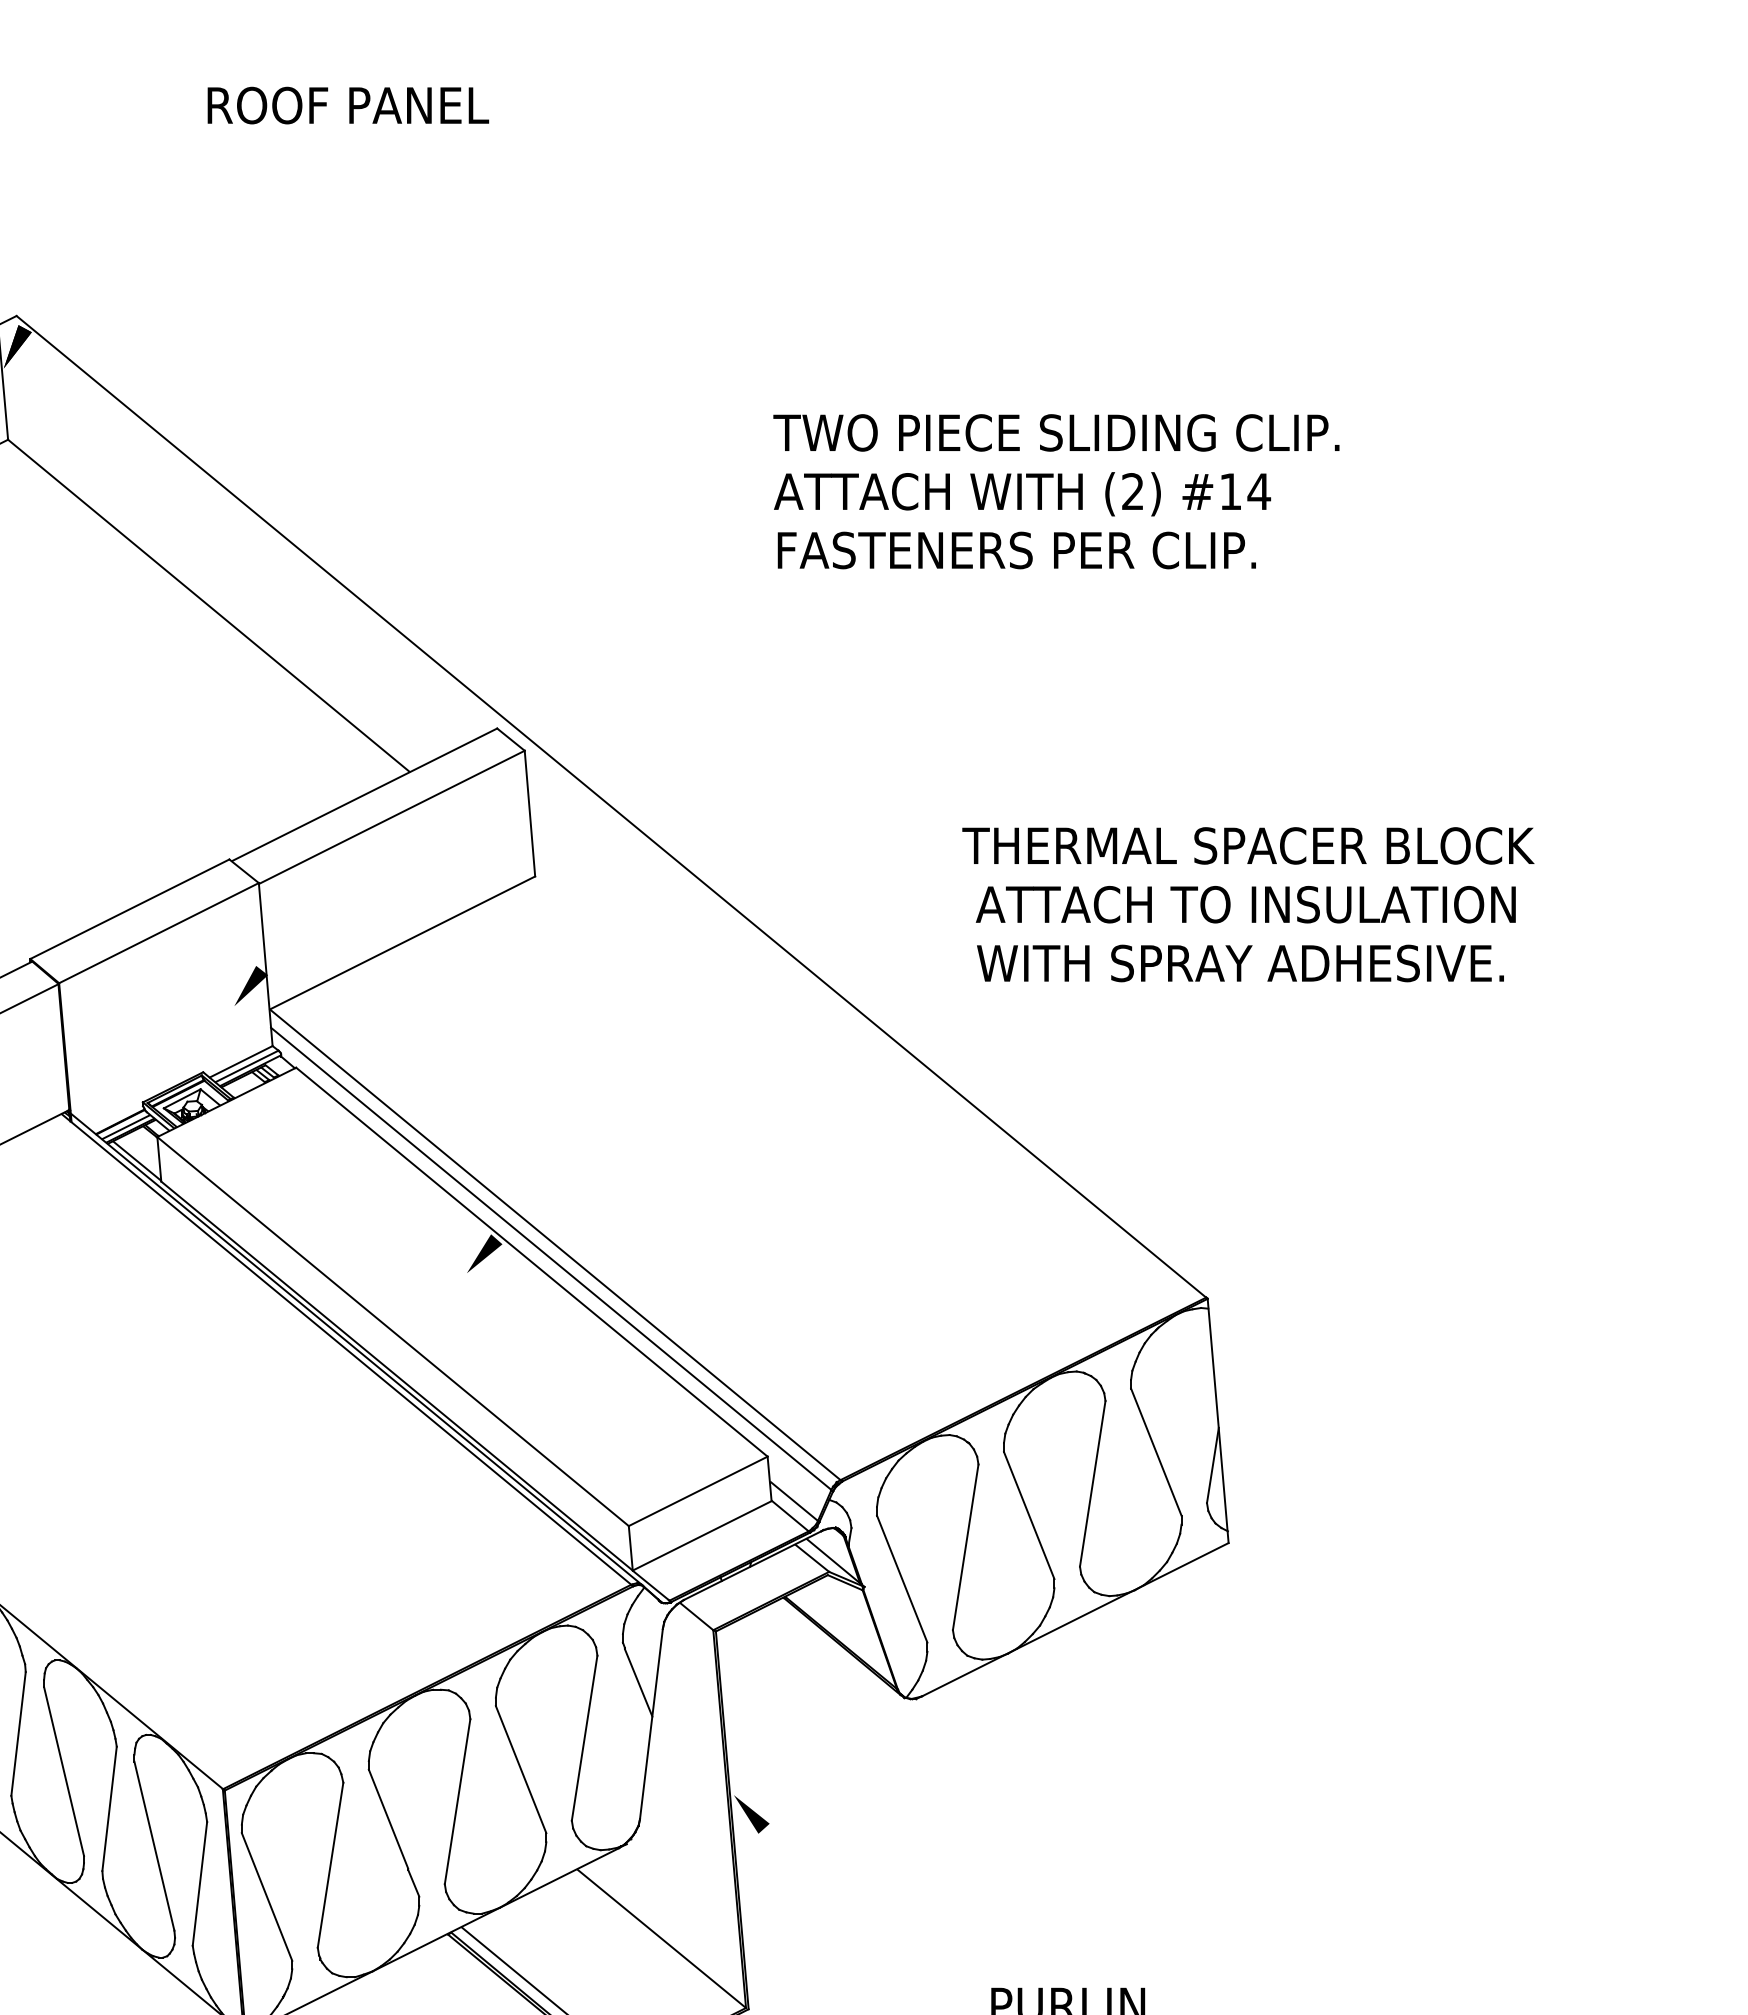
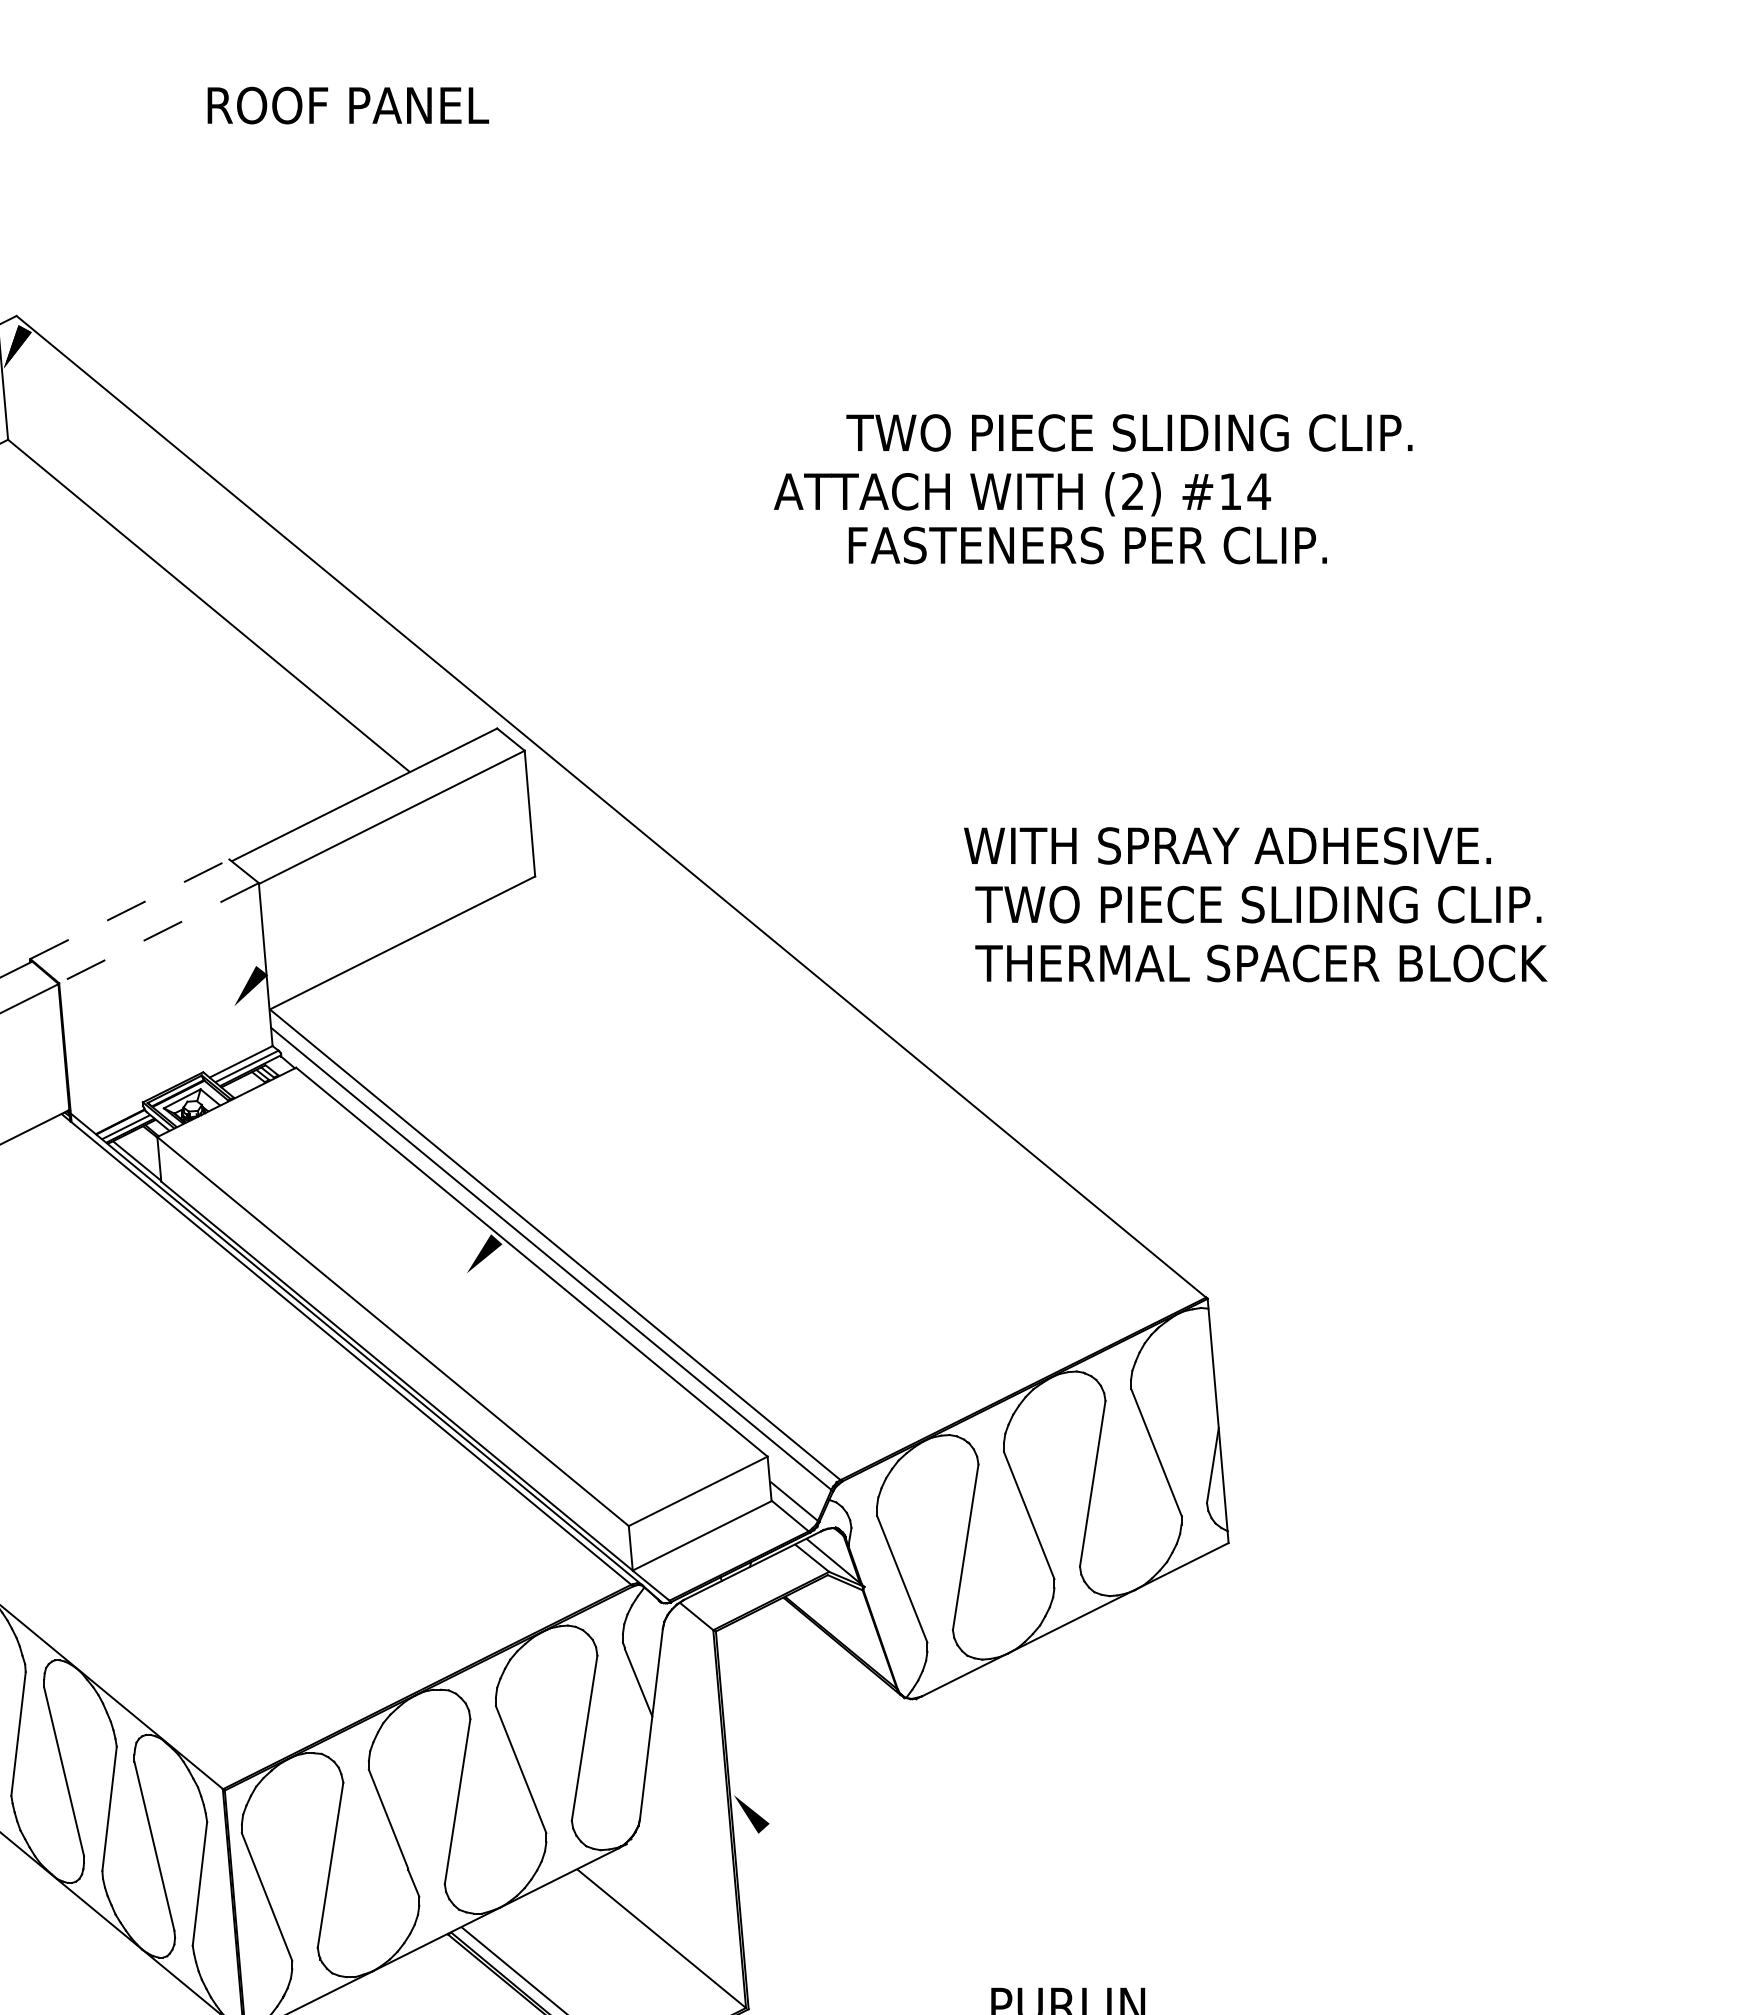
text position: (1056, 432) -> (1129, 432) (1129, 432)
text position: (1016, 550) -> (1087, 545) (1087, 545)
text: THERMAL SPACER BLOCK -> WITH SPRAY ADHESIVE. (1248, 845)
text: ATTACH TO INSULATION -> TWO PIECE SLIDING CLIP. (1258, 904)
line: solid -> dashed (130, 909)
line: solid -> dashed (159, 933)
text: WITH SPRAY ADHESIVE. -> THERMAL SPACER BLOCK (1261, 963)
